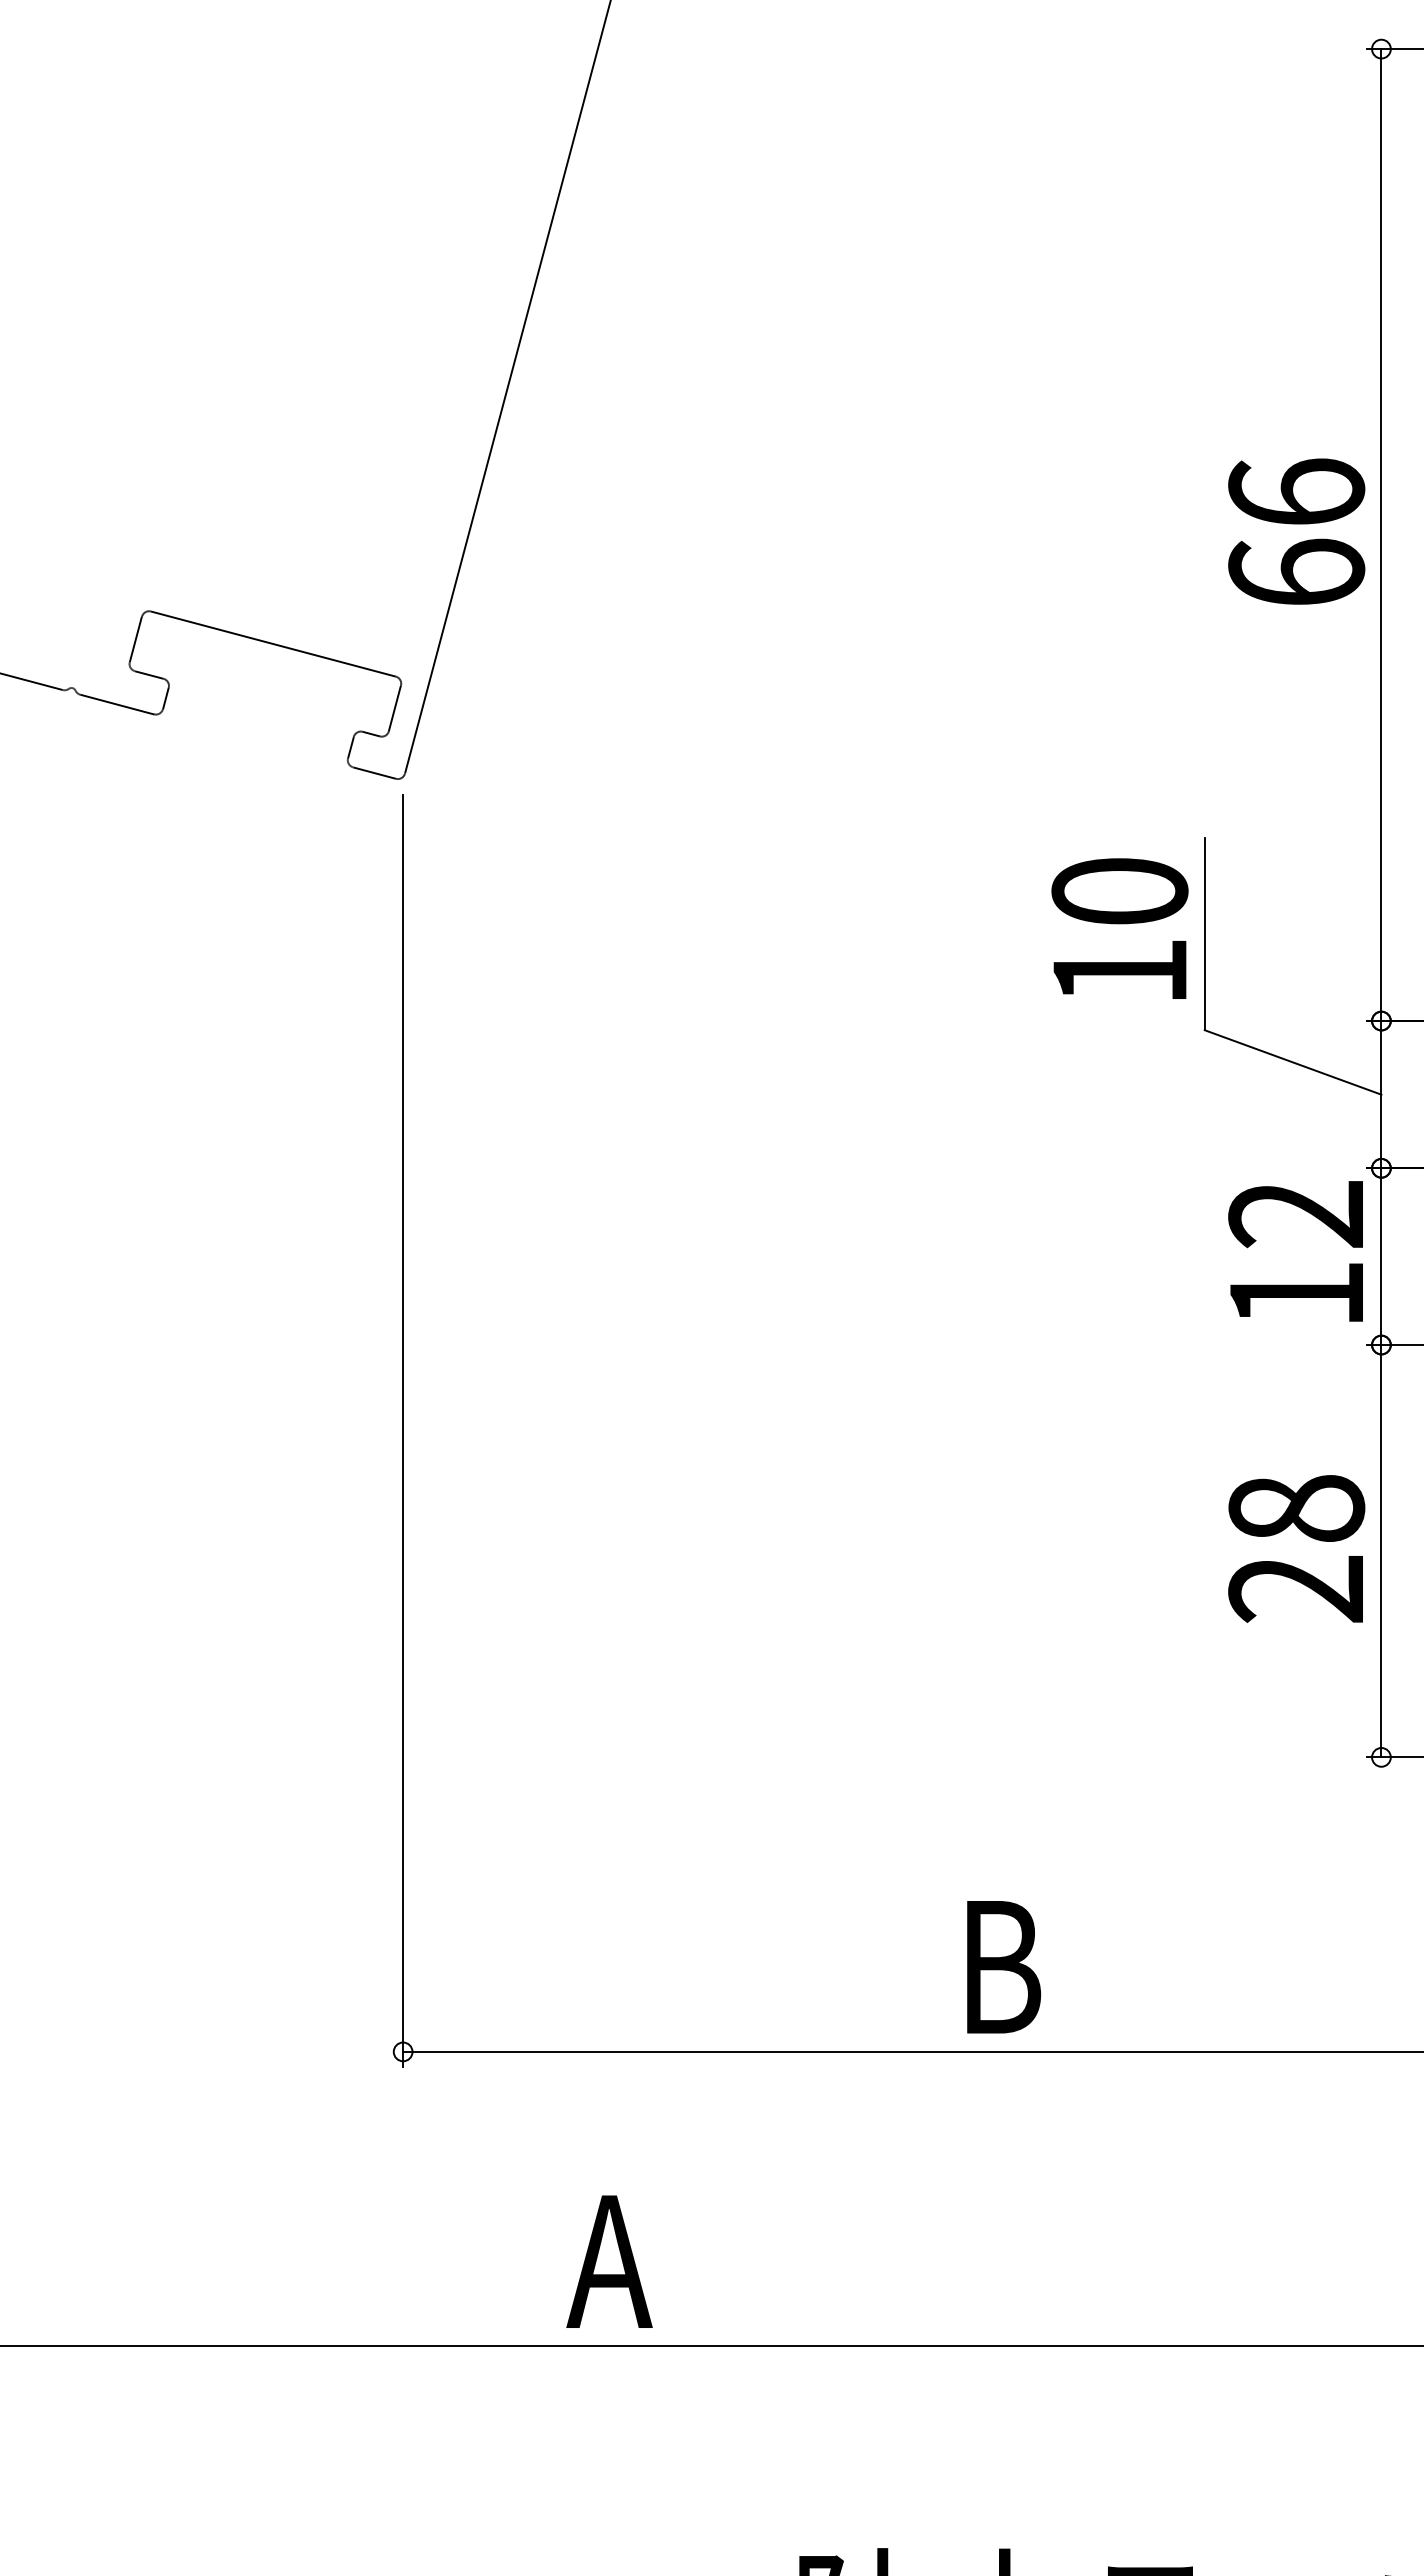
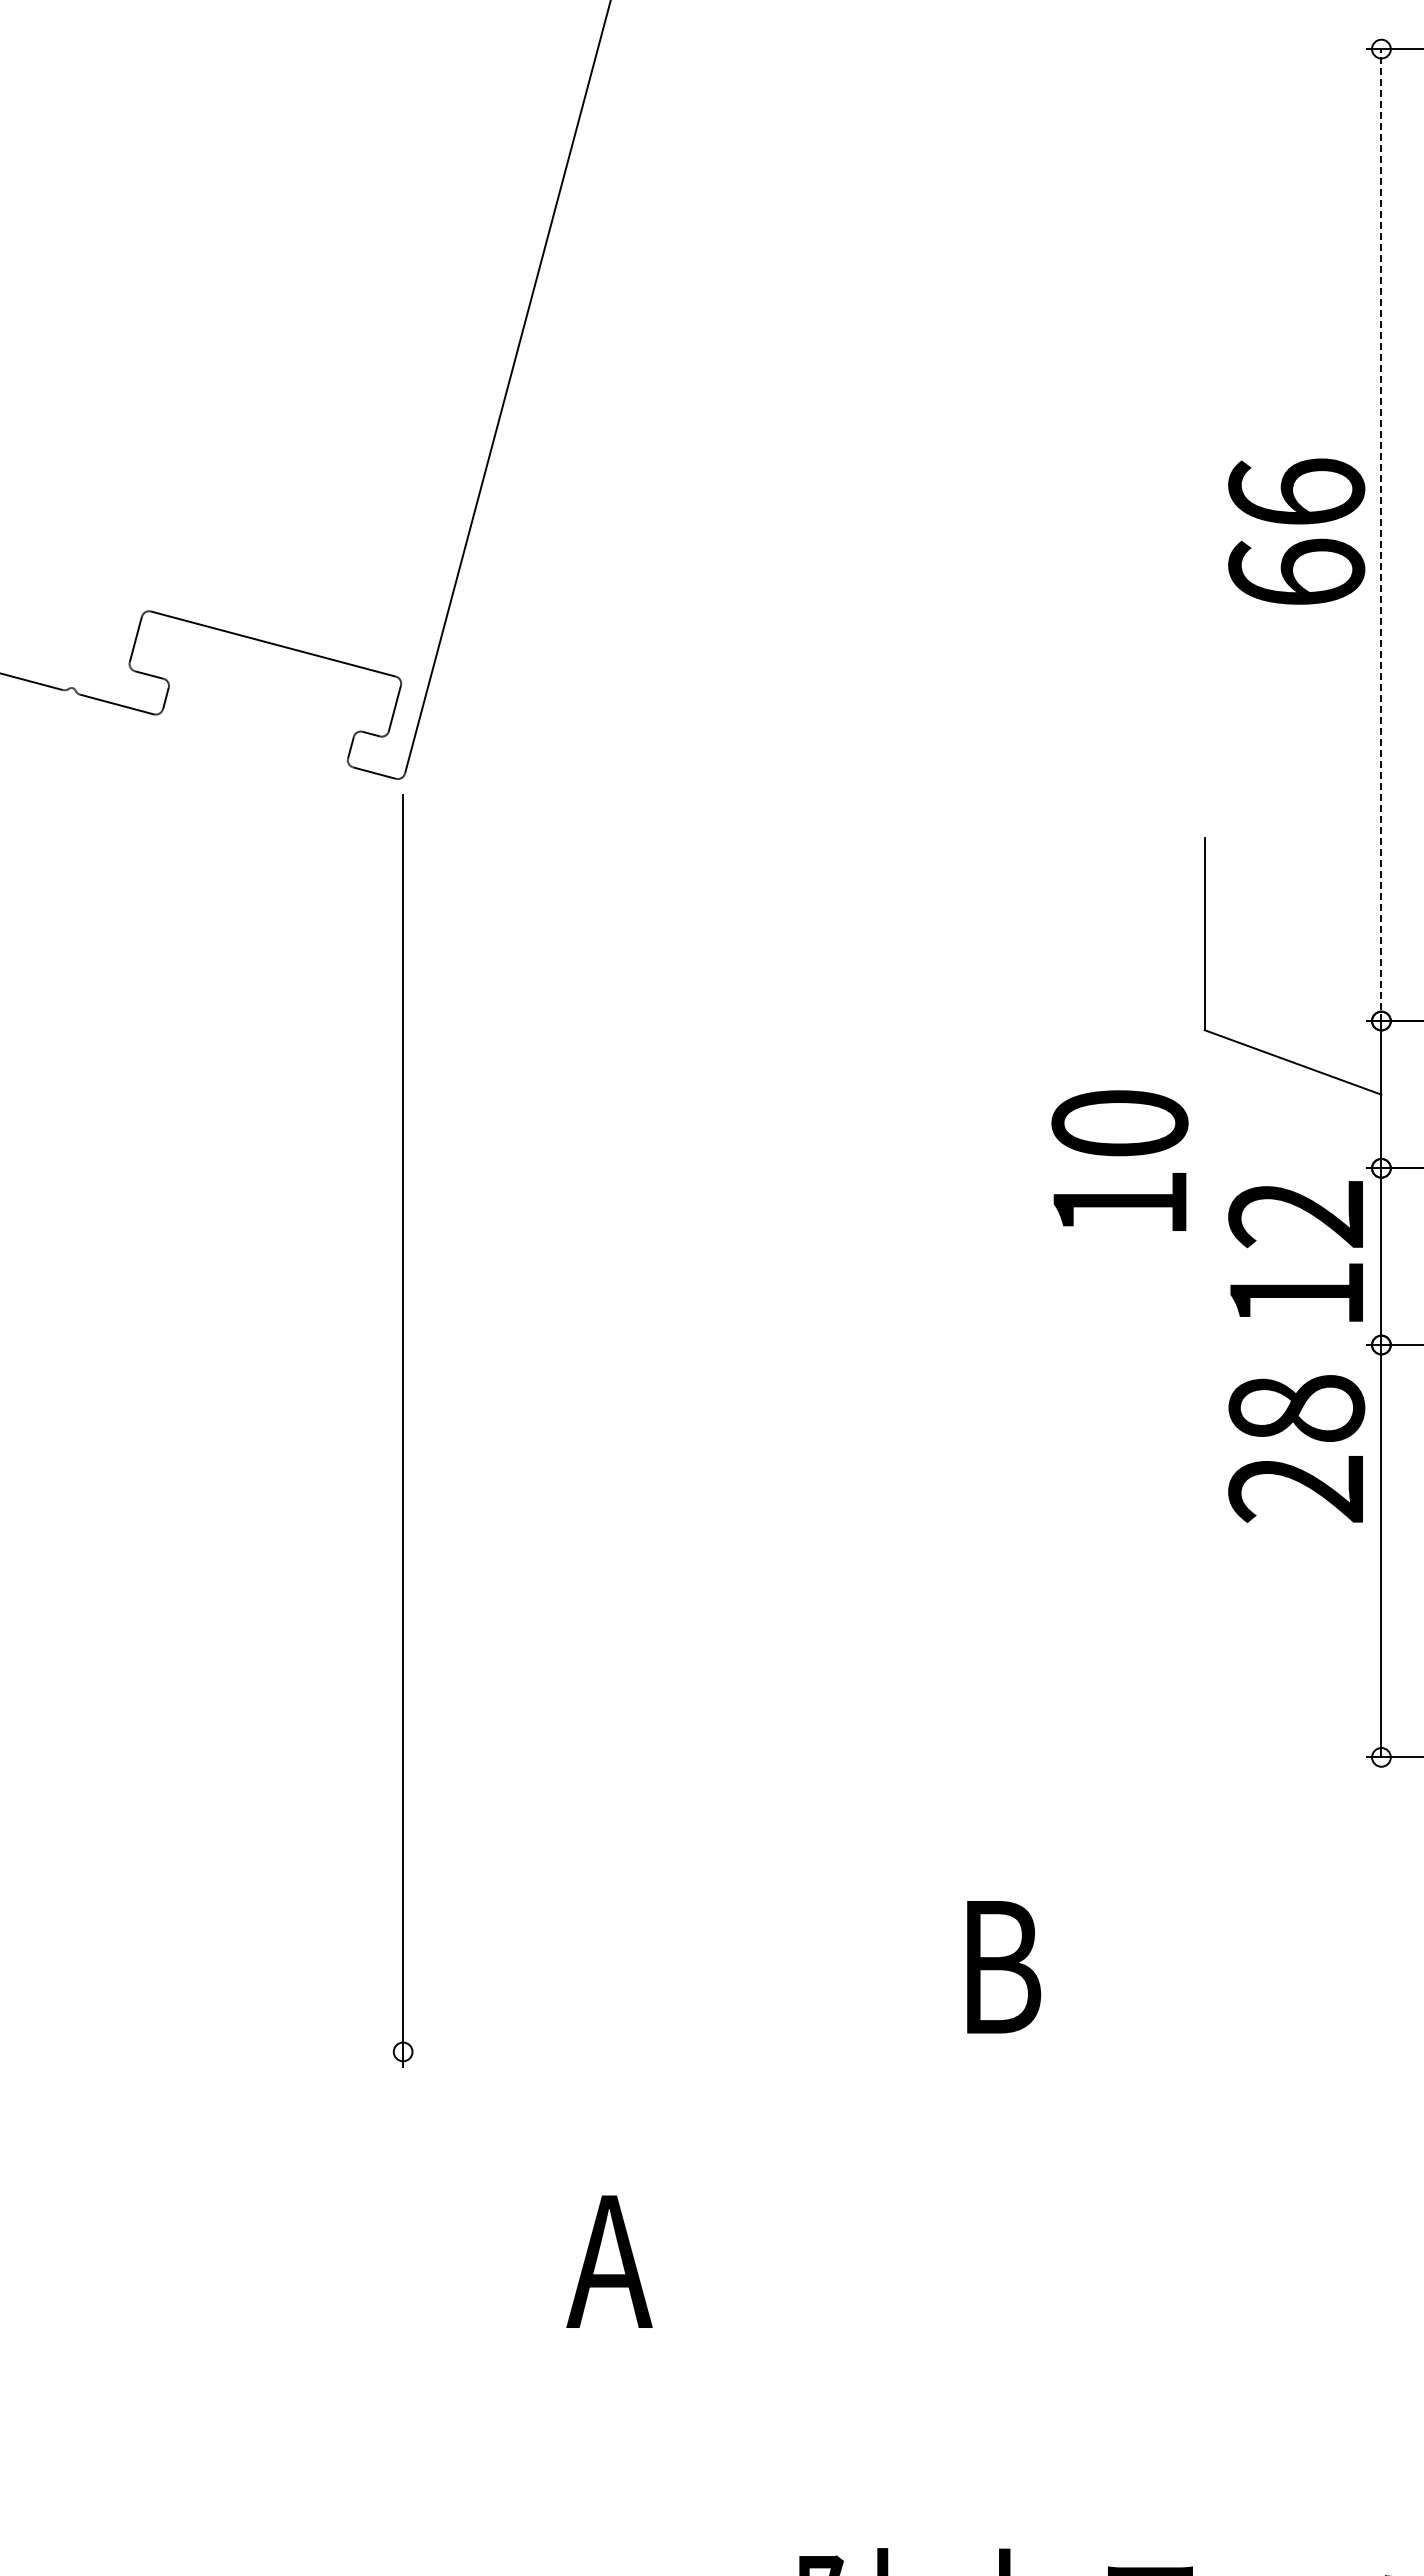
line: solid -> dashed (1381, 535)
text position: (1119, 928) -> (1119, 1160) (1119, 1160)
text position: (1296, 1548) -> (1296, 1448) (1296, 1448)
line: present -> none (911, 2051)
line: present -> none (711, 2346)
